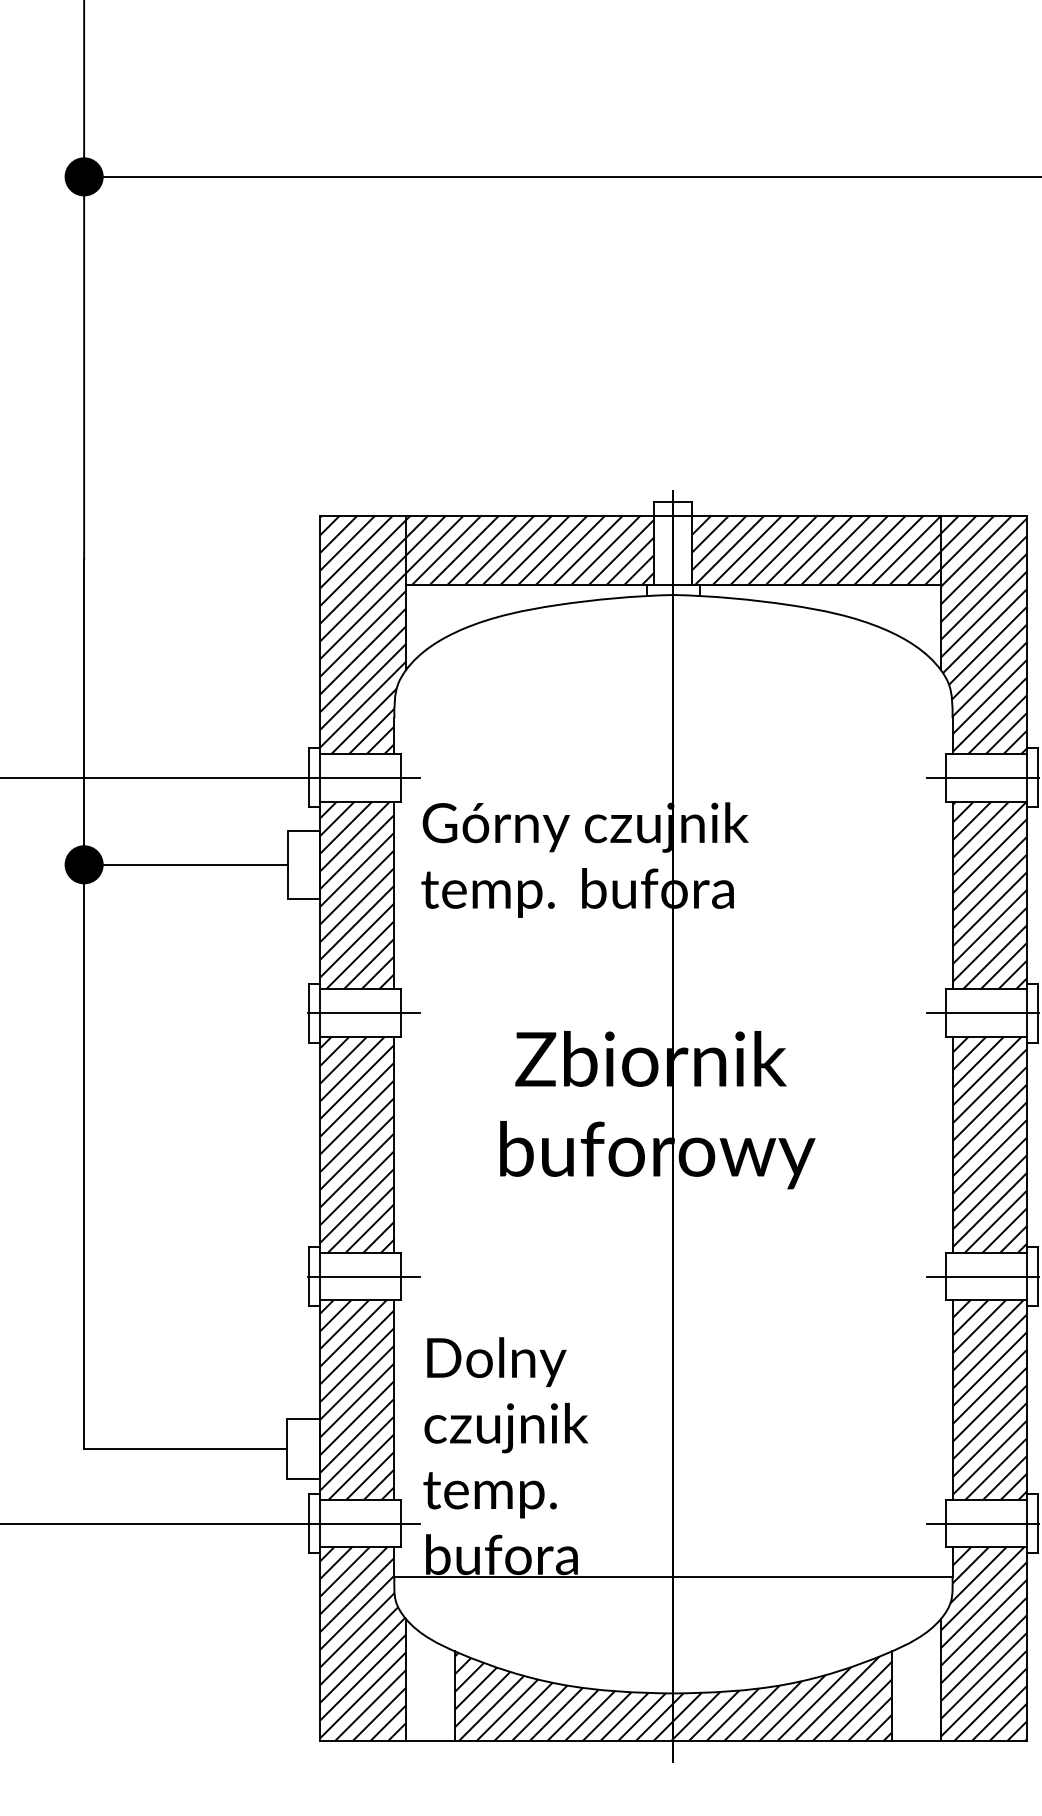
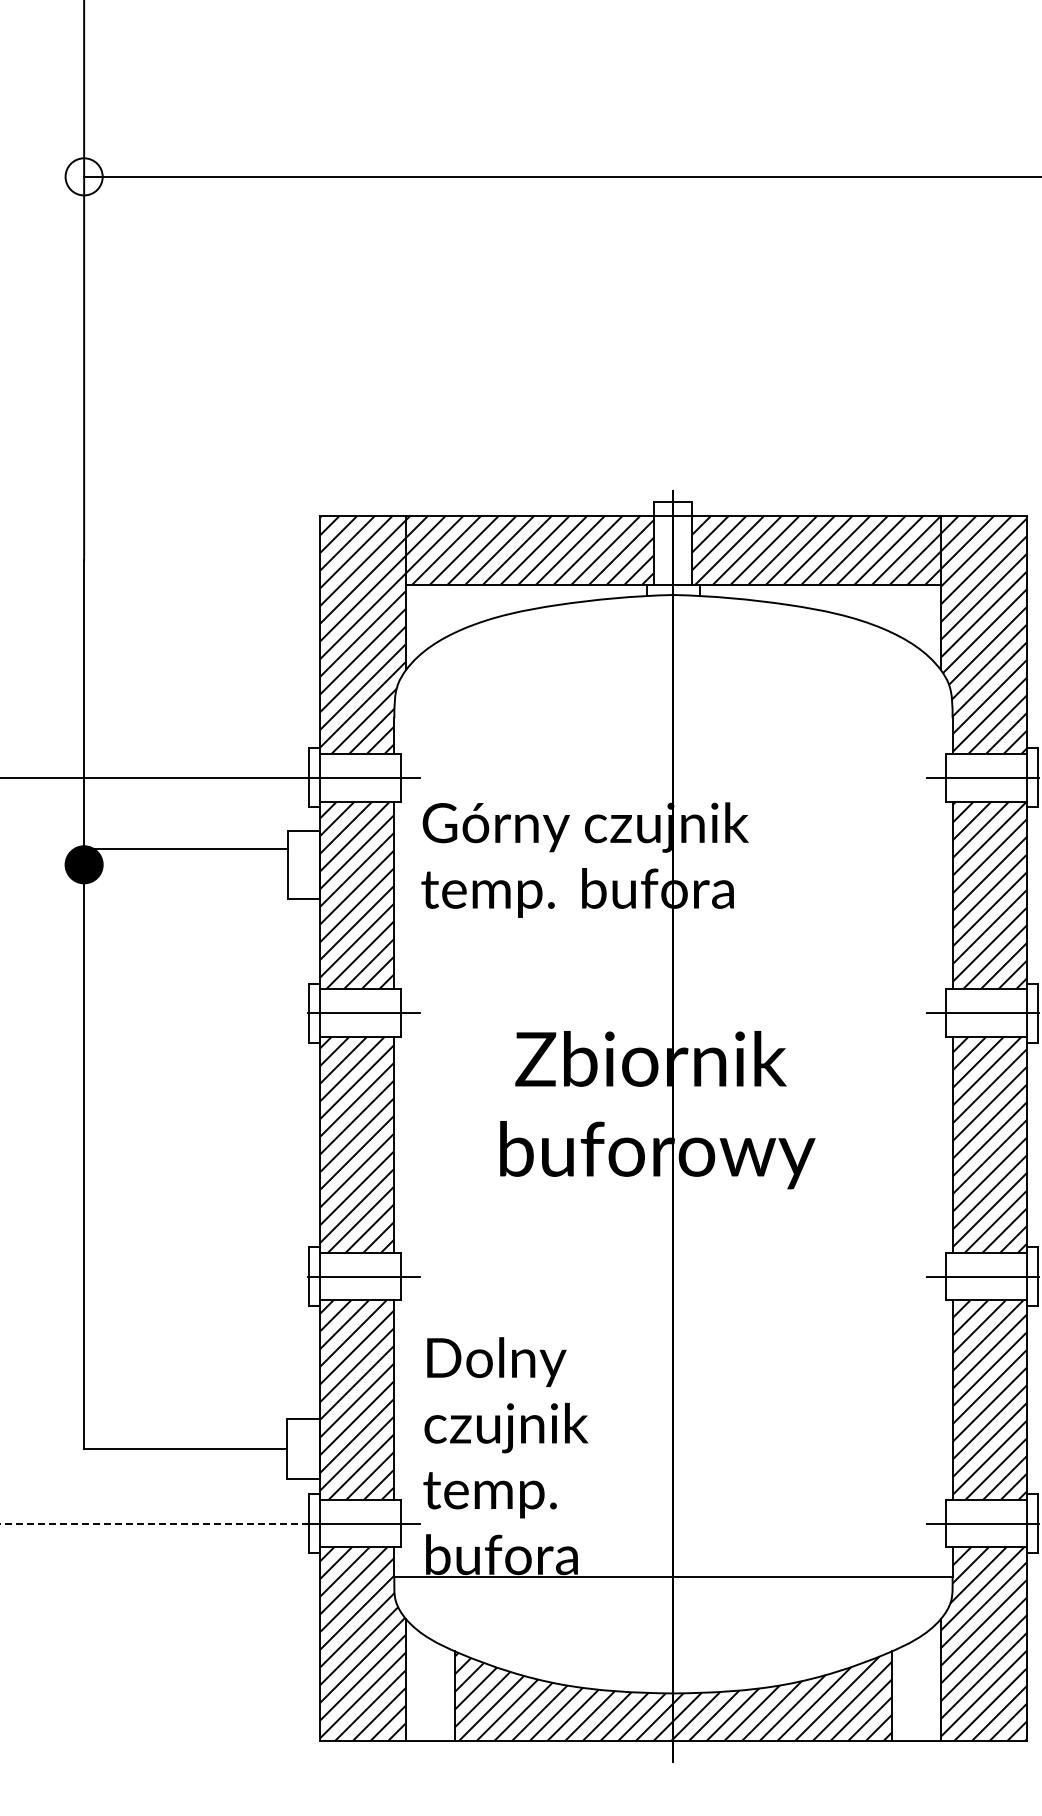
fill: present -> none (83, 176)
line position: (185, 864) -> (185, 848) (185, 848)
line: solid -> dashed (154, 1523)
